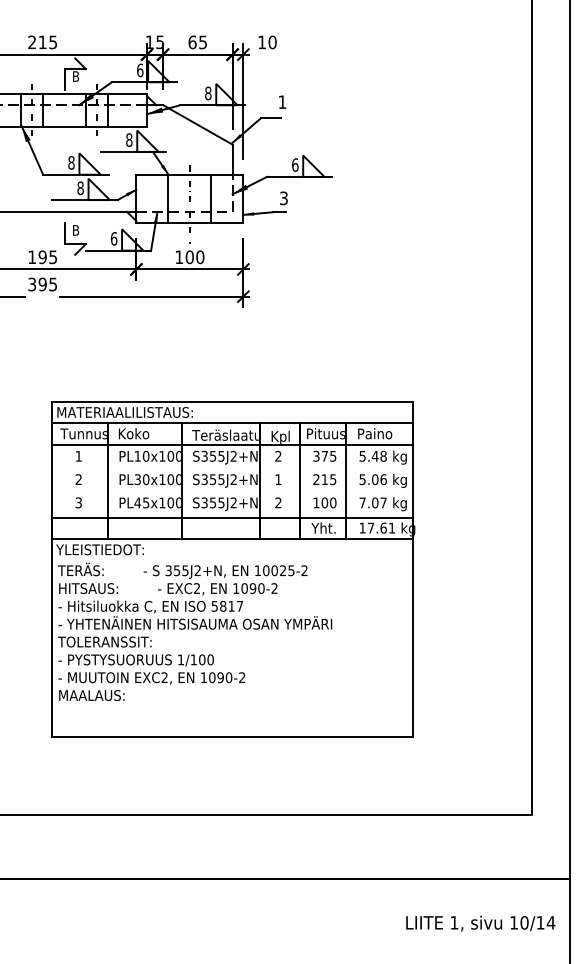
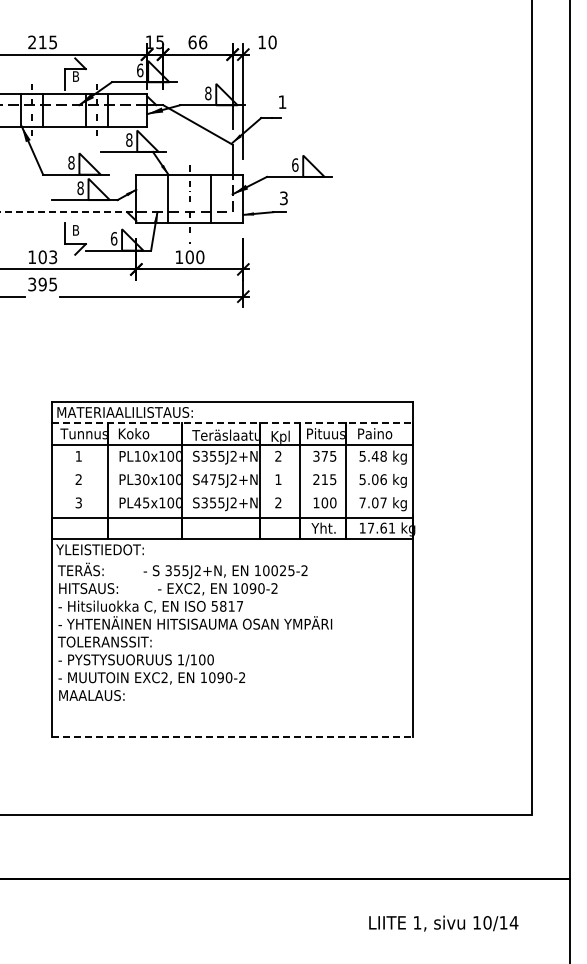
text: 65 -> 66 (203, 42)
line: solid -> dashed (68, 212)
text: 195 -> 103 (47, 257)
line: solid -> dashed (232, 423)
text: S355J2+N -> S475J2+N (208, 479)
line: solid -> dashed (232, 737)
text position: (480, 923) -> (443, 923) (443, 923)
